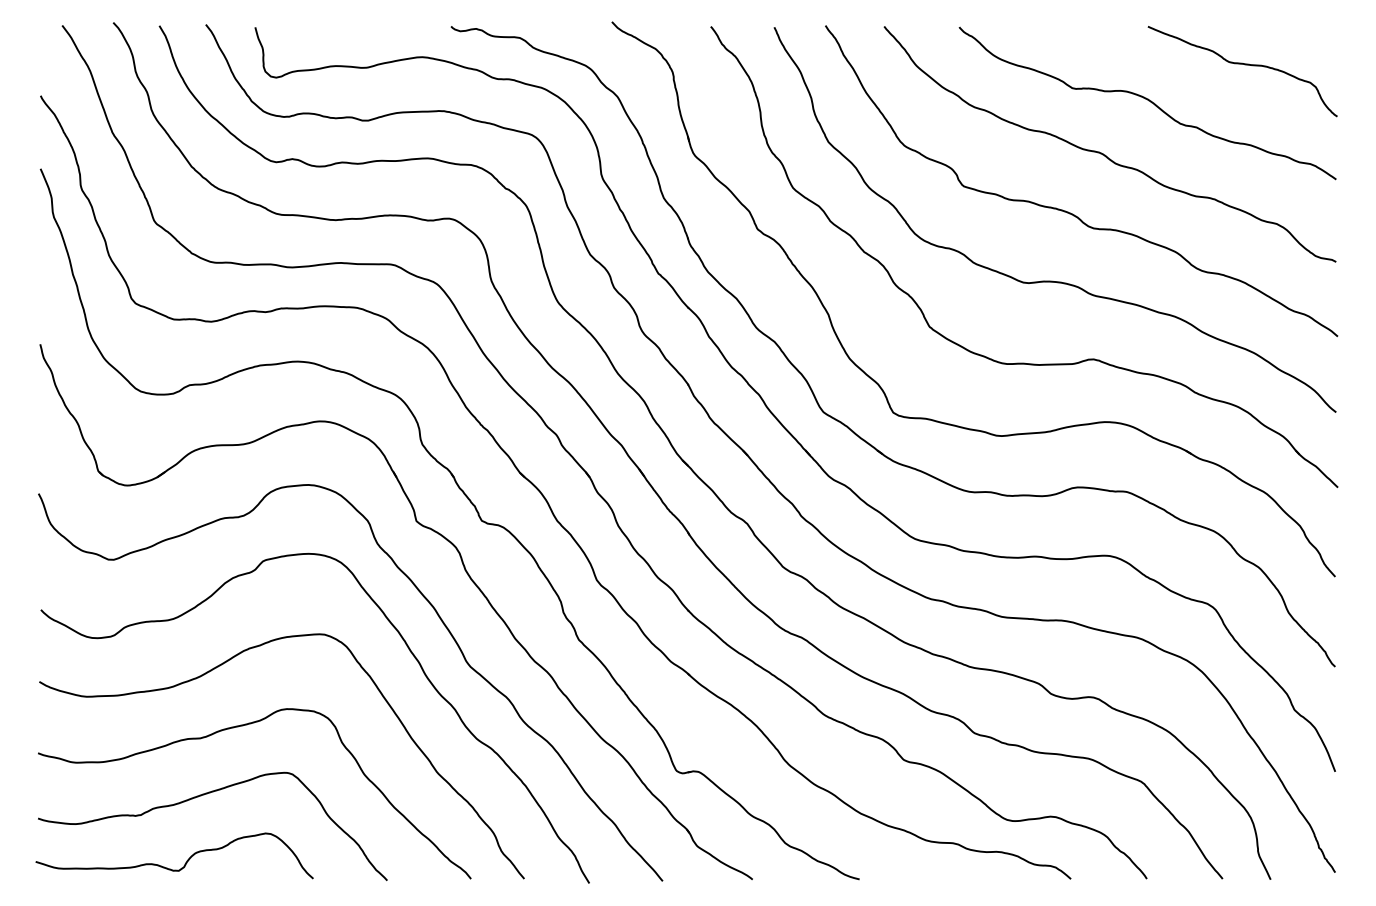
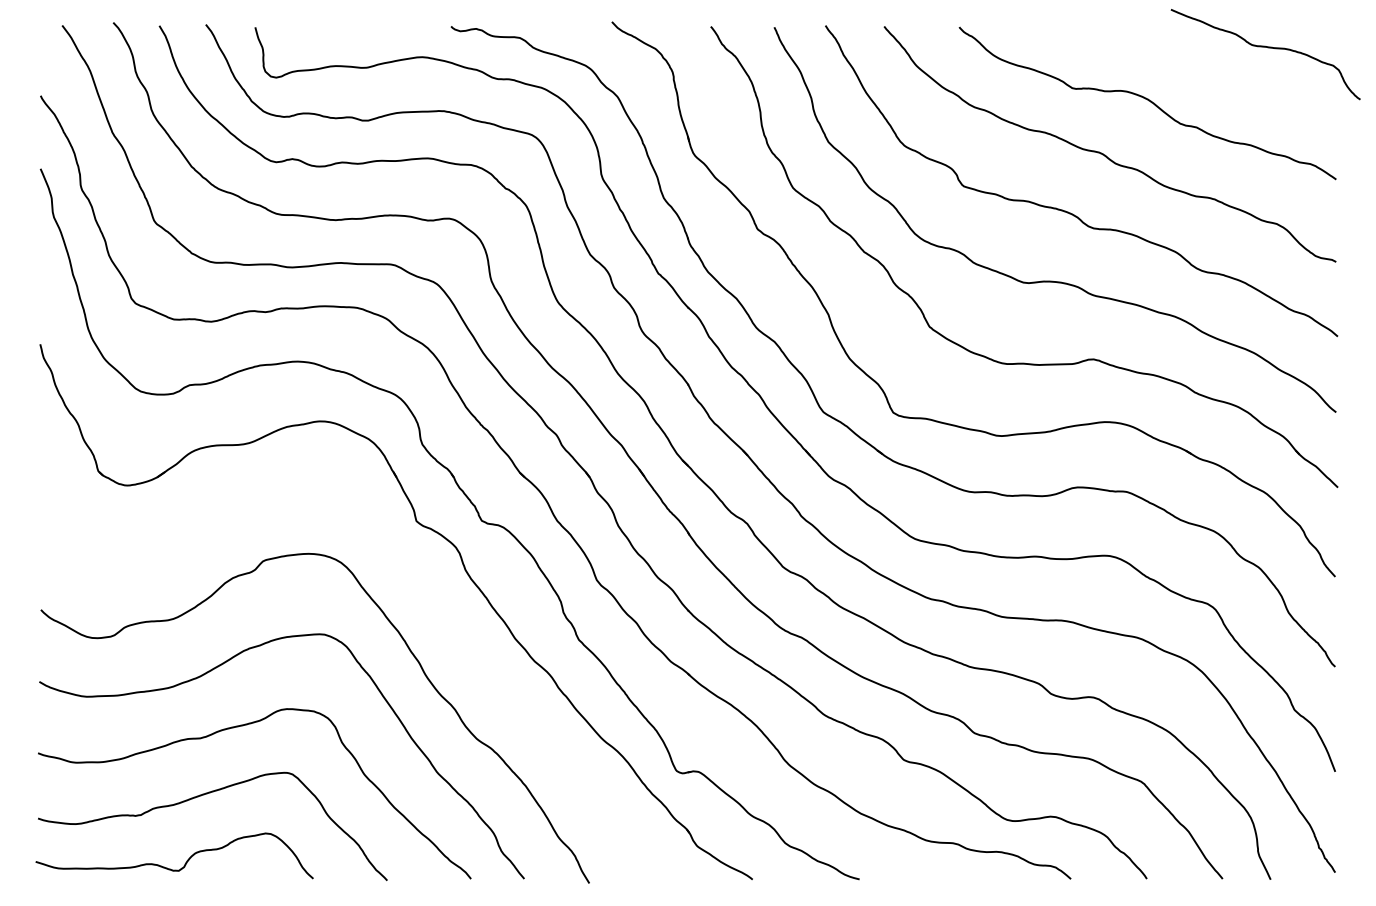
curve position: (1244, 65) -> (1267, 48) (1267, 48)
curve: present -> none (440, 620)
